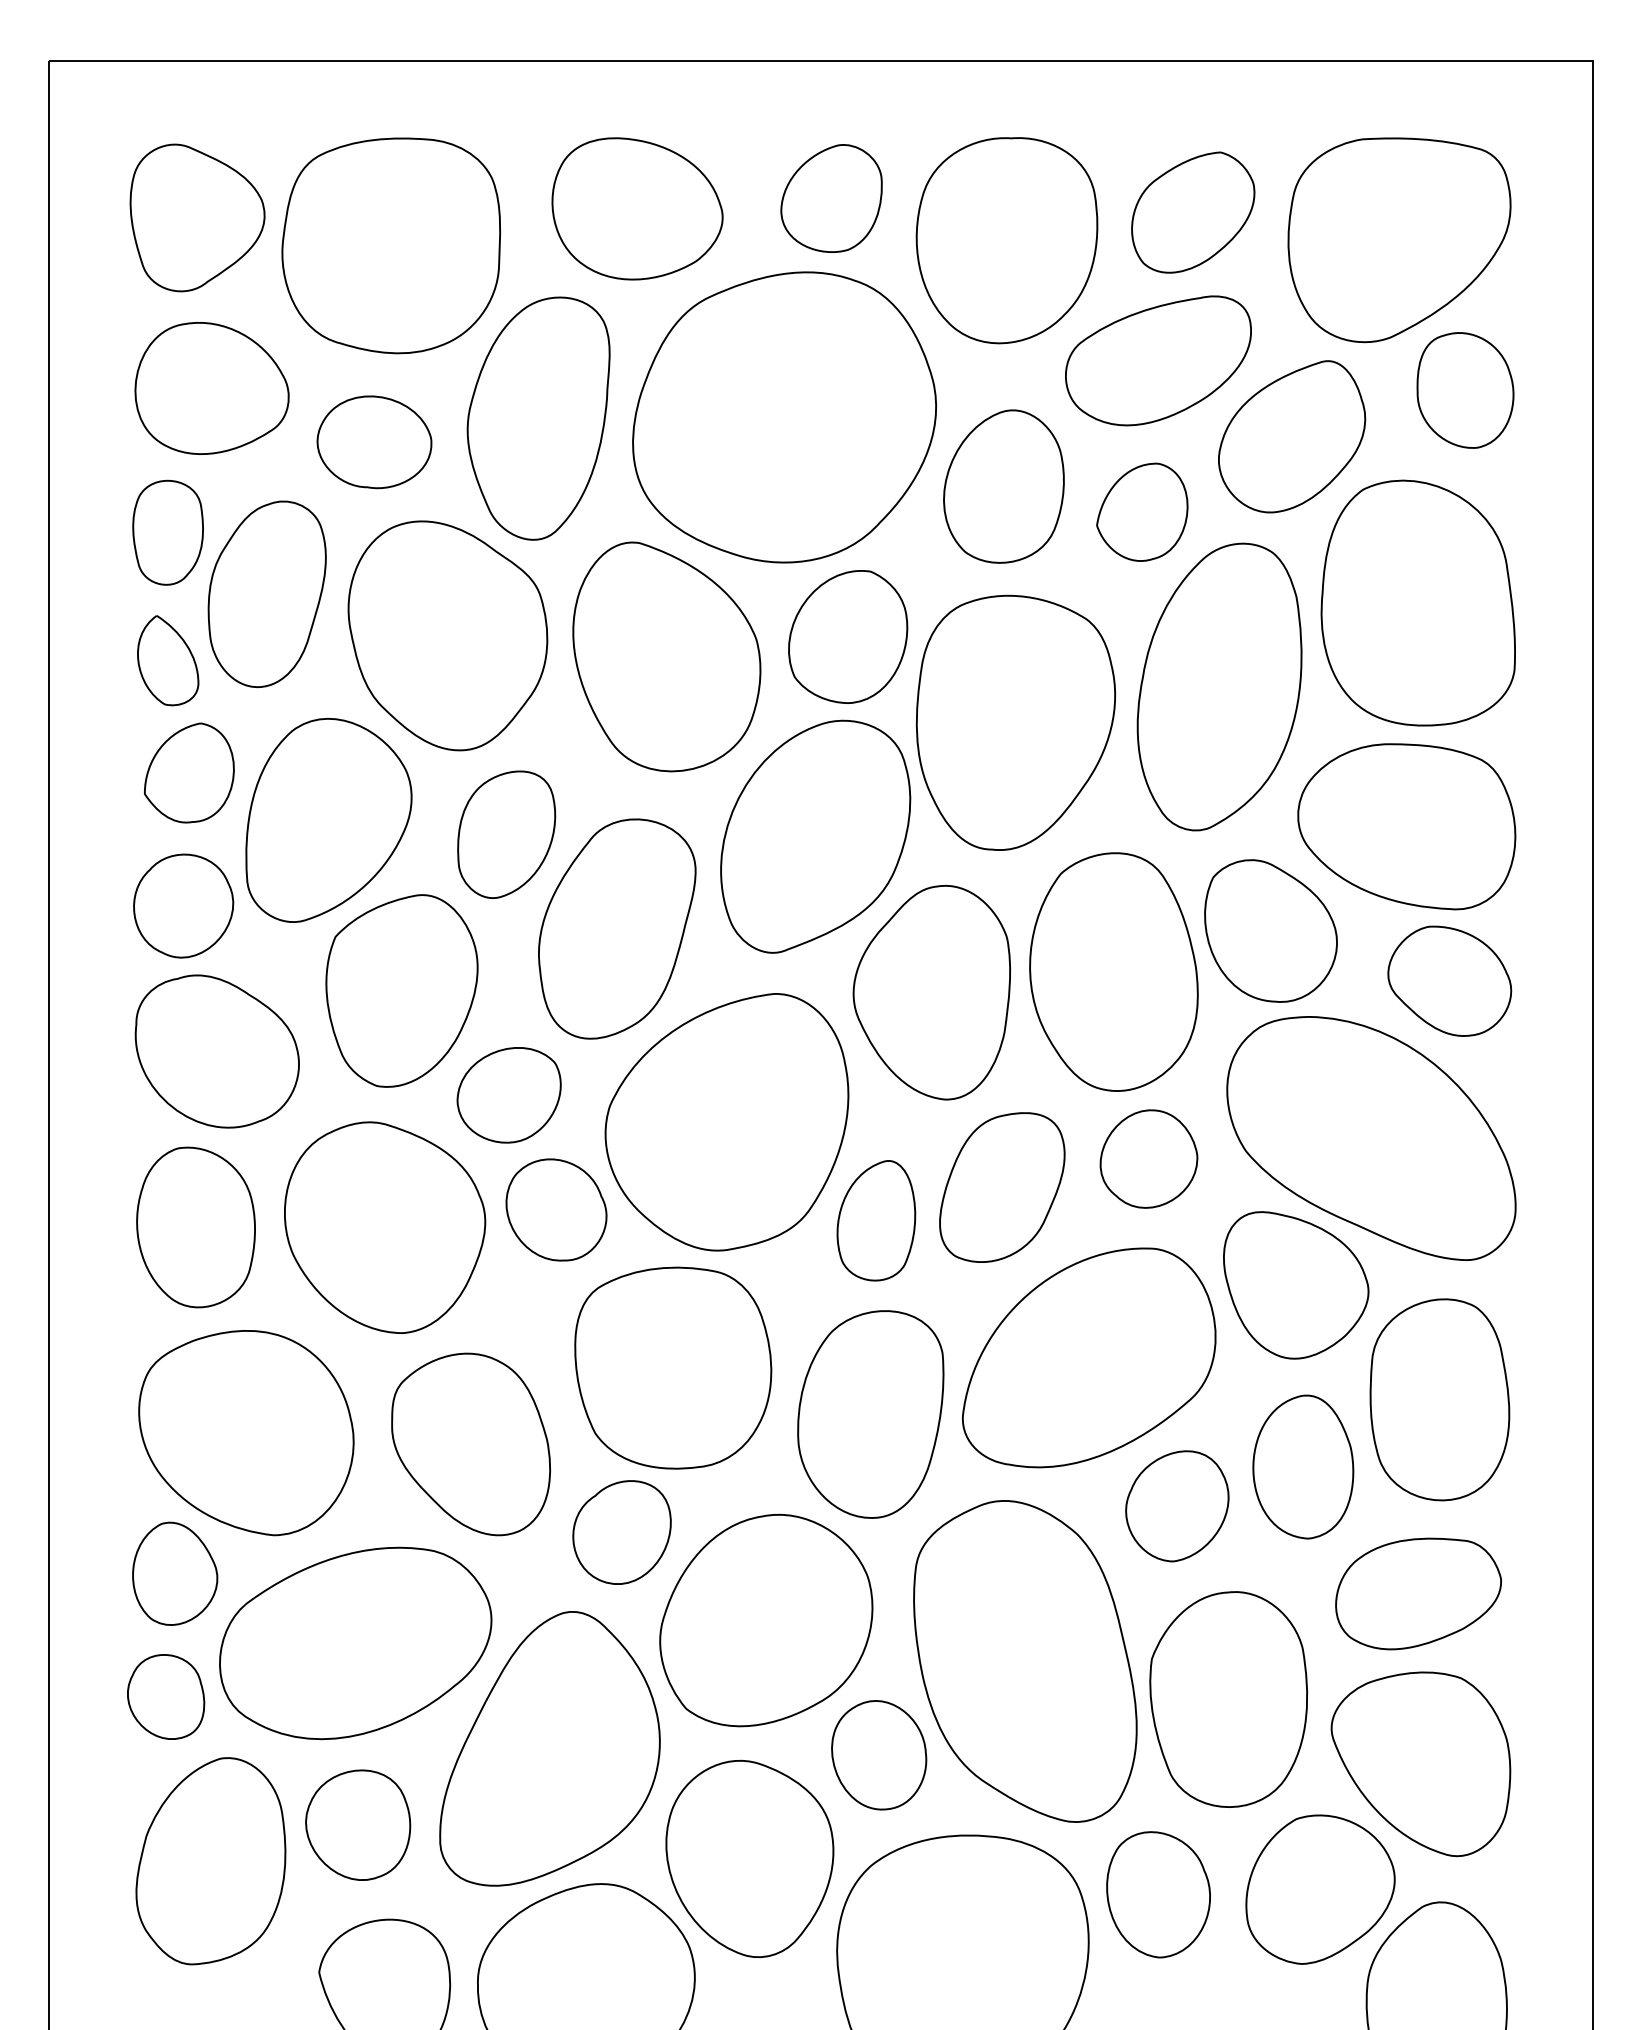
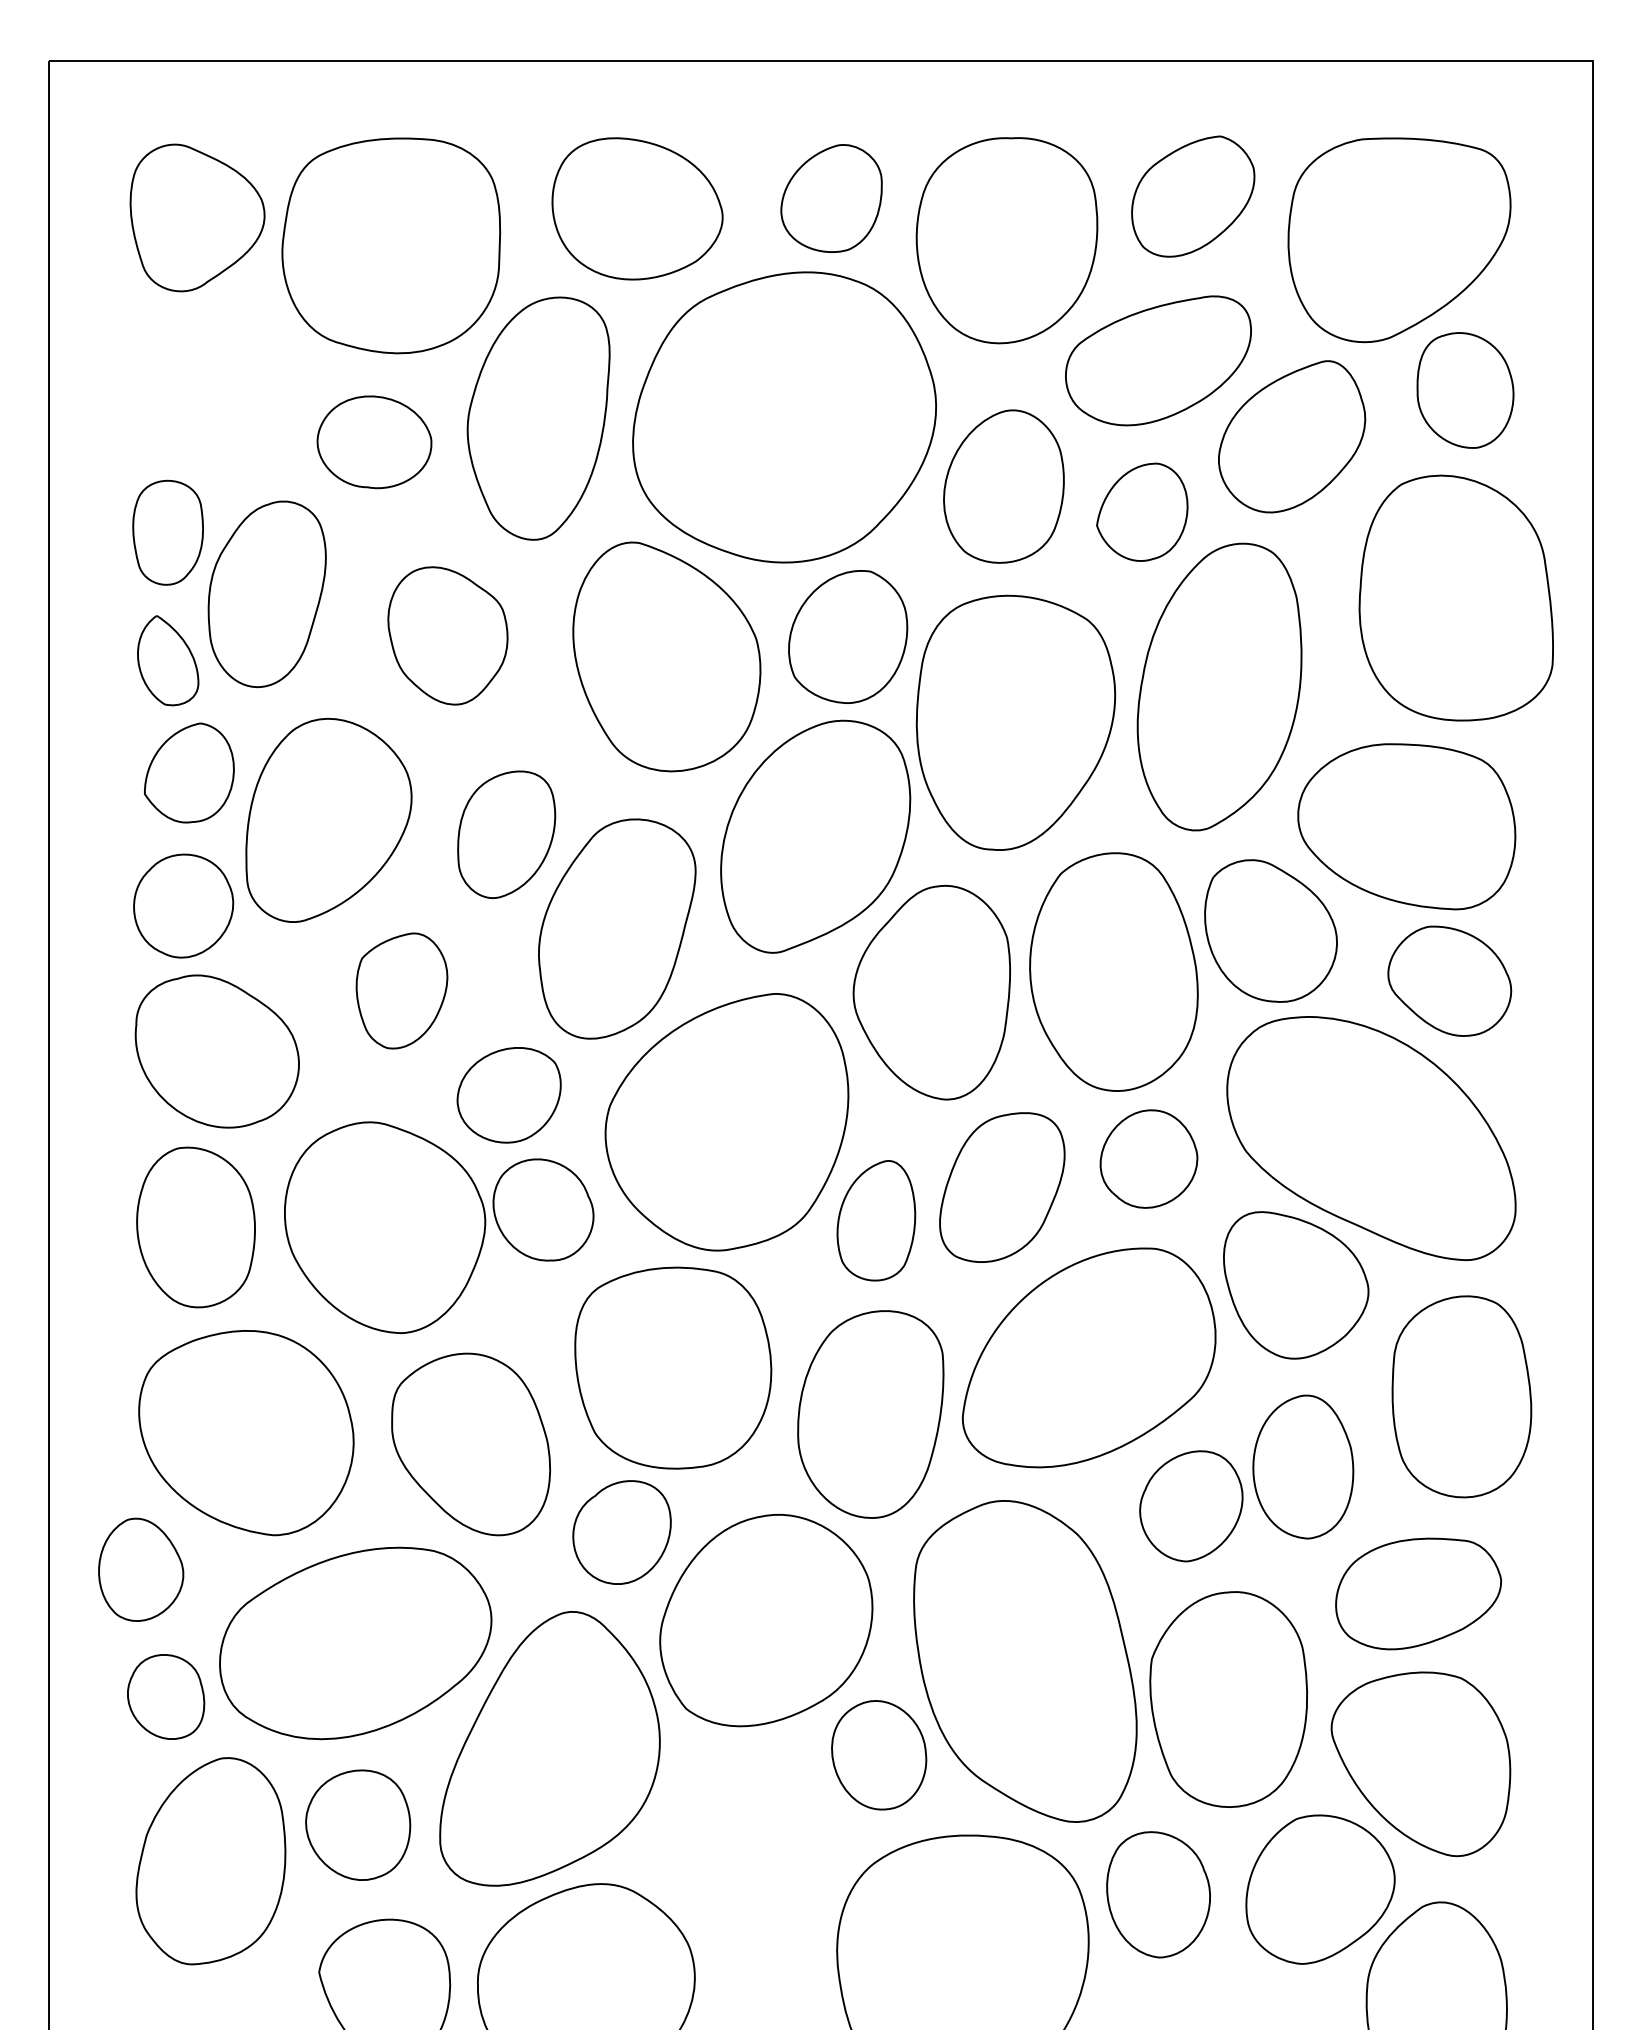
part position: (1193, 212) -> (1193, 196) (1193, 196)
part: present -> none (211, 388)
part position: (1417, 602) -> (1455, 597) (1455, 597)
part size: 202x232 px -> 122x140 px (447, 635)
part size: 154x194 px -> 94x118 px (401, 990)
part position: (556, 1209) -> (543, 1209) (543, 1209)
part position: (1439, 1399) -> (1461, 1396) (1461, 1396)
part position: (1177, 1506) -> (1191, 1506) (1191, 1506)
part position: (175, 1573) -> (141, 1569) (141, 1569)
part: present -> none (749, 1858)
